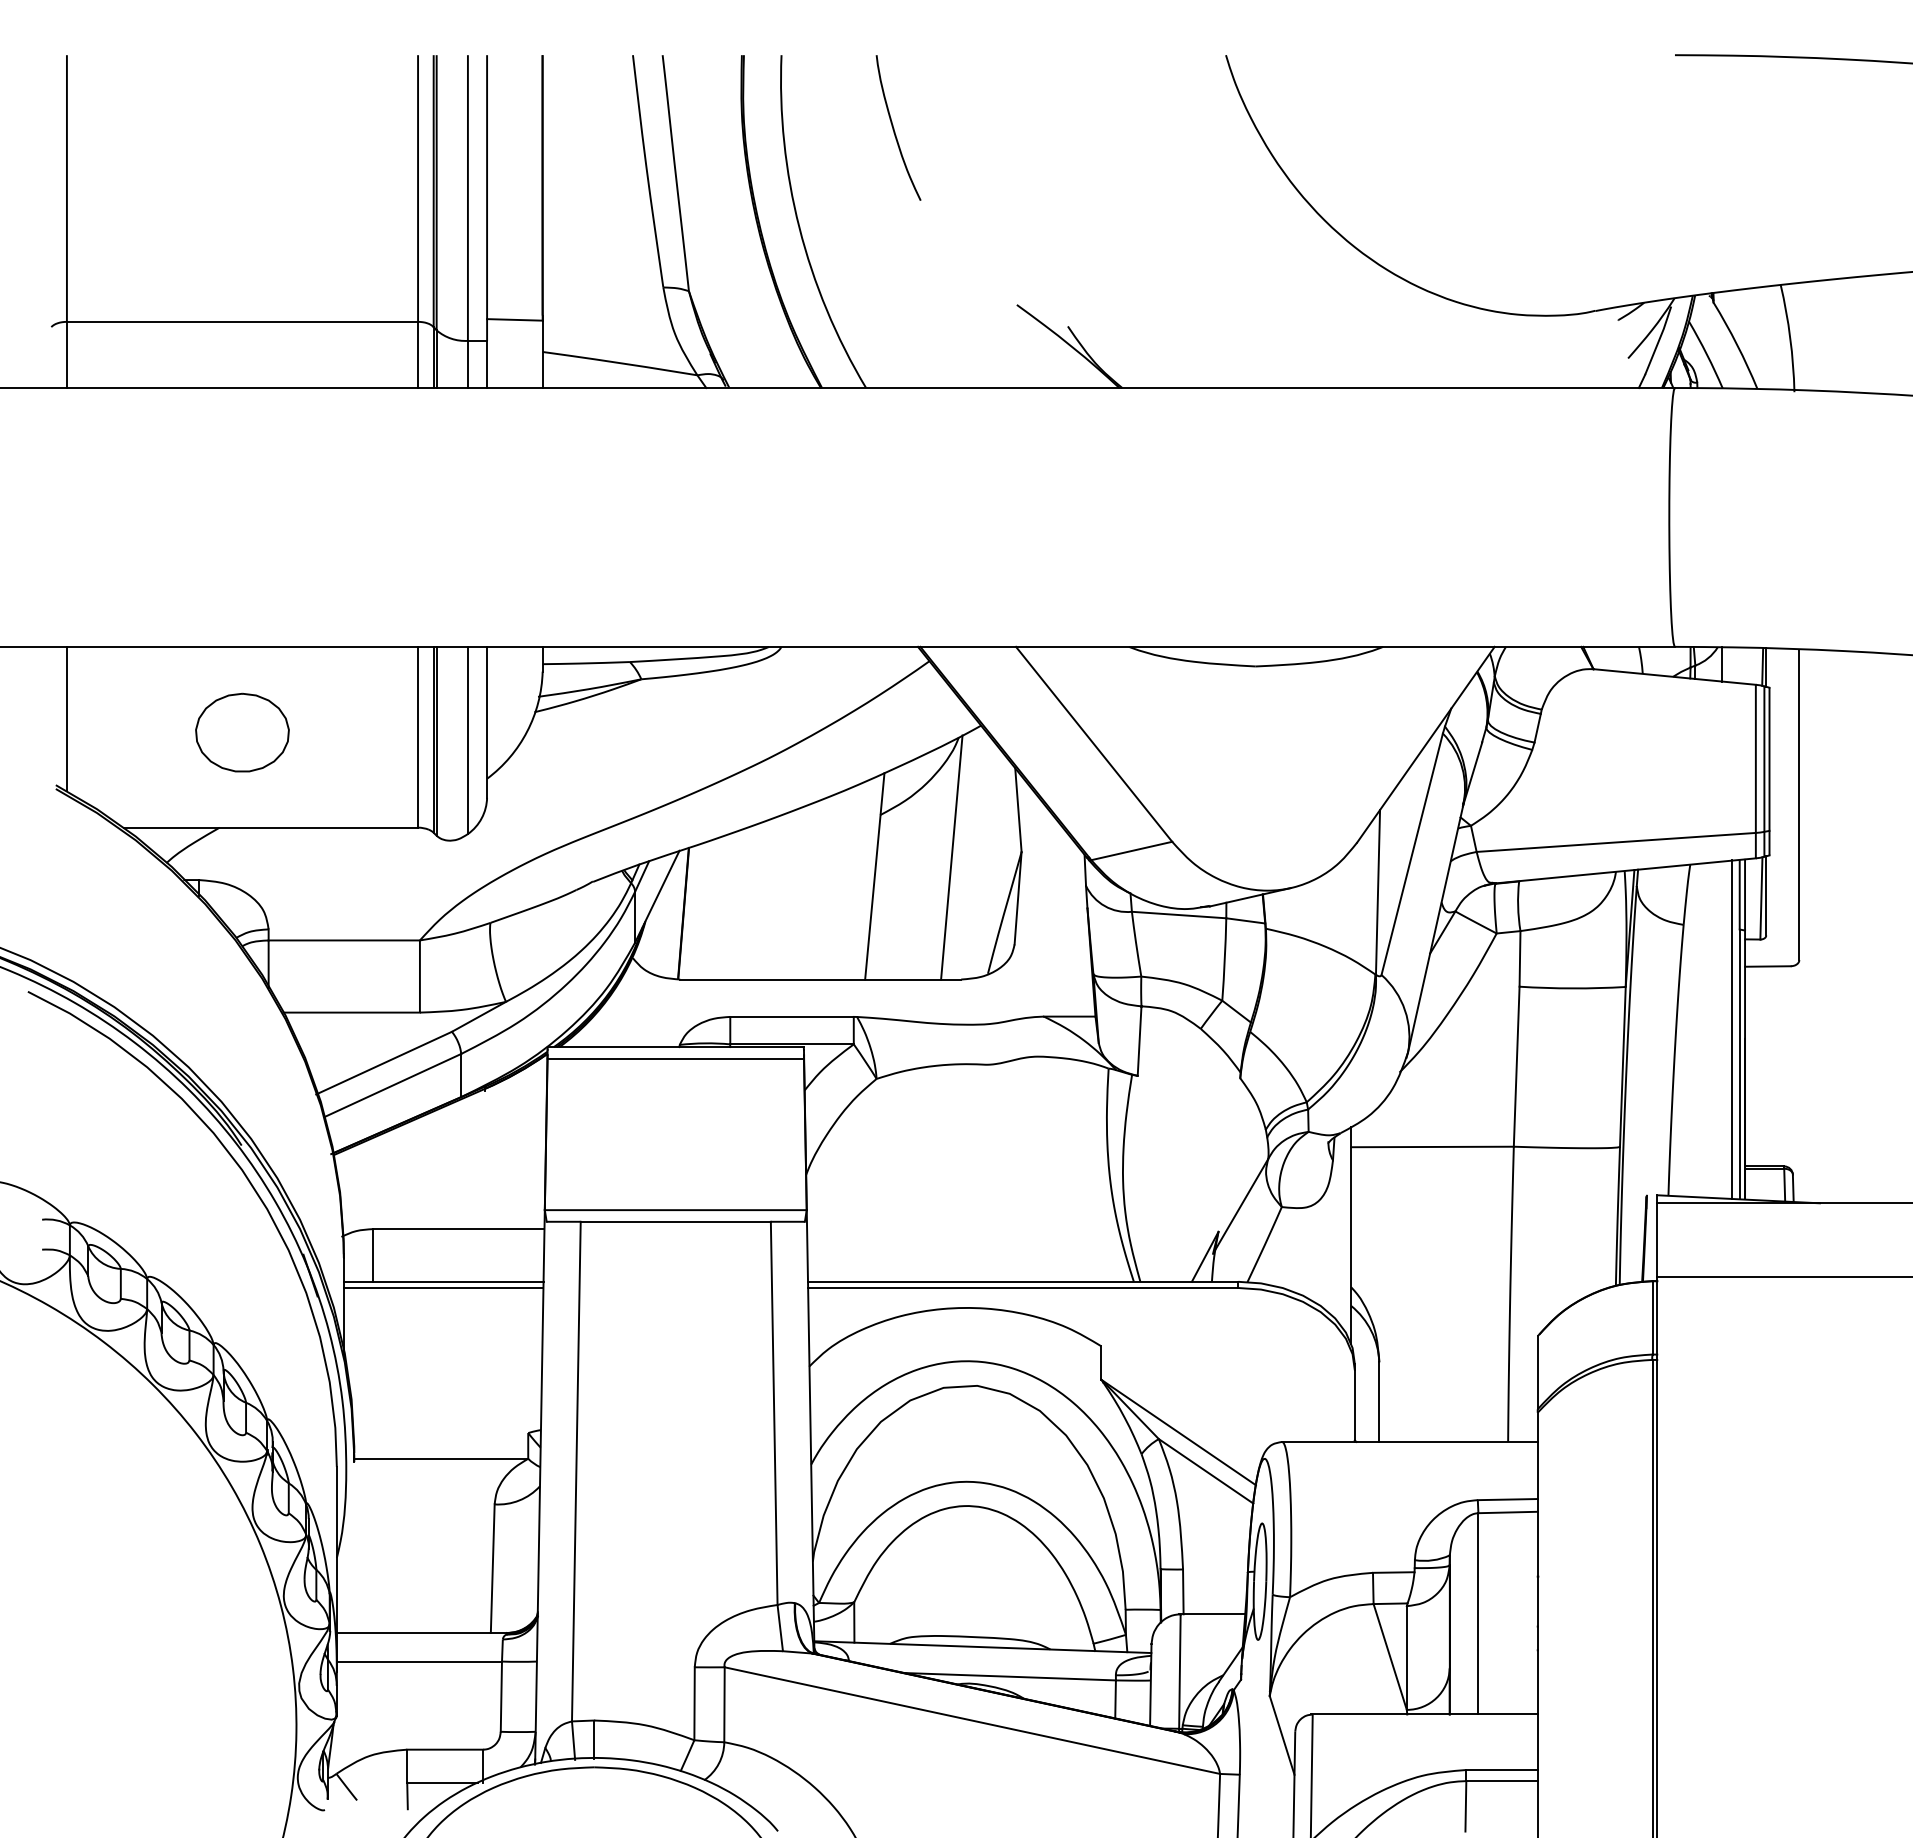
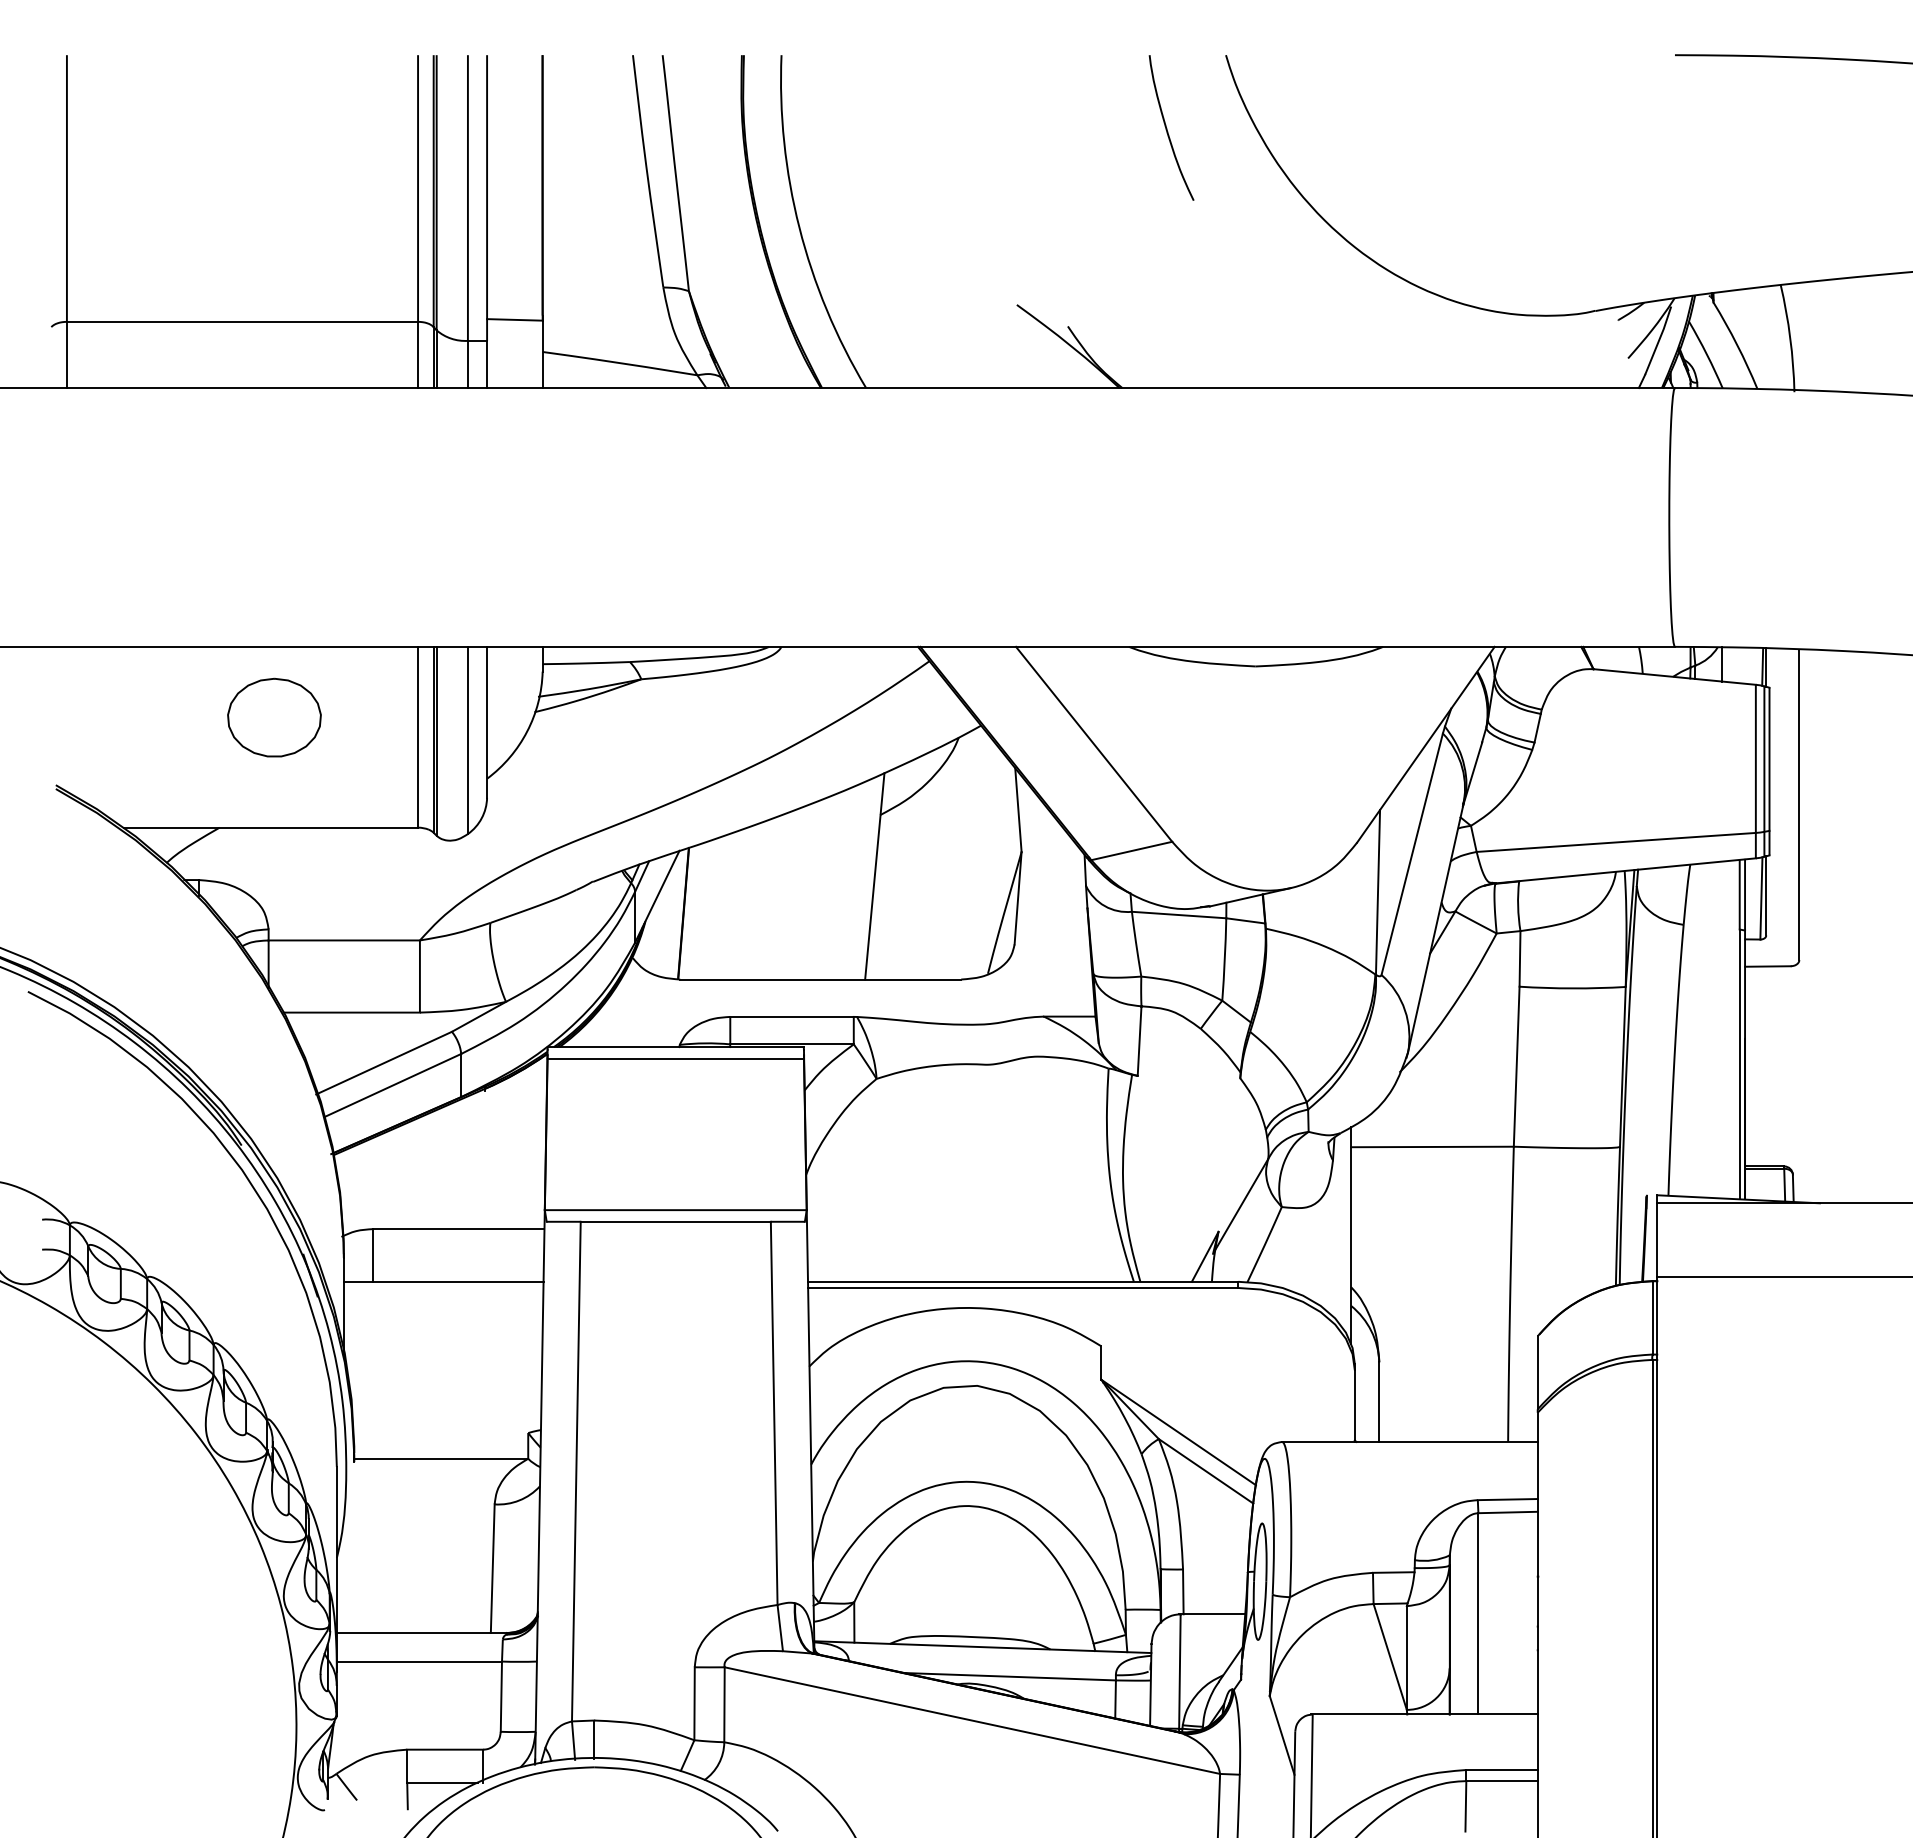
curve position: (894, 128) -> (1167, 128) (1167, 128)
line: present -> none (66, 718)
part position: (242, 732) -> (274, 717) (274, 717)
line: present -> none (951, 857)
line: present -> none (1731, 1029)
line: present -> none (443, 1287)
